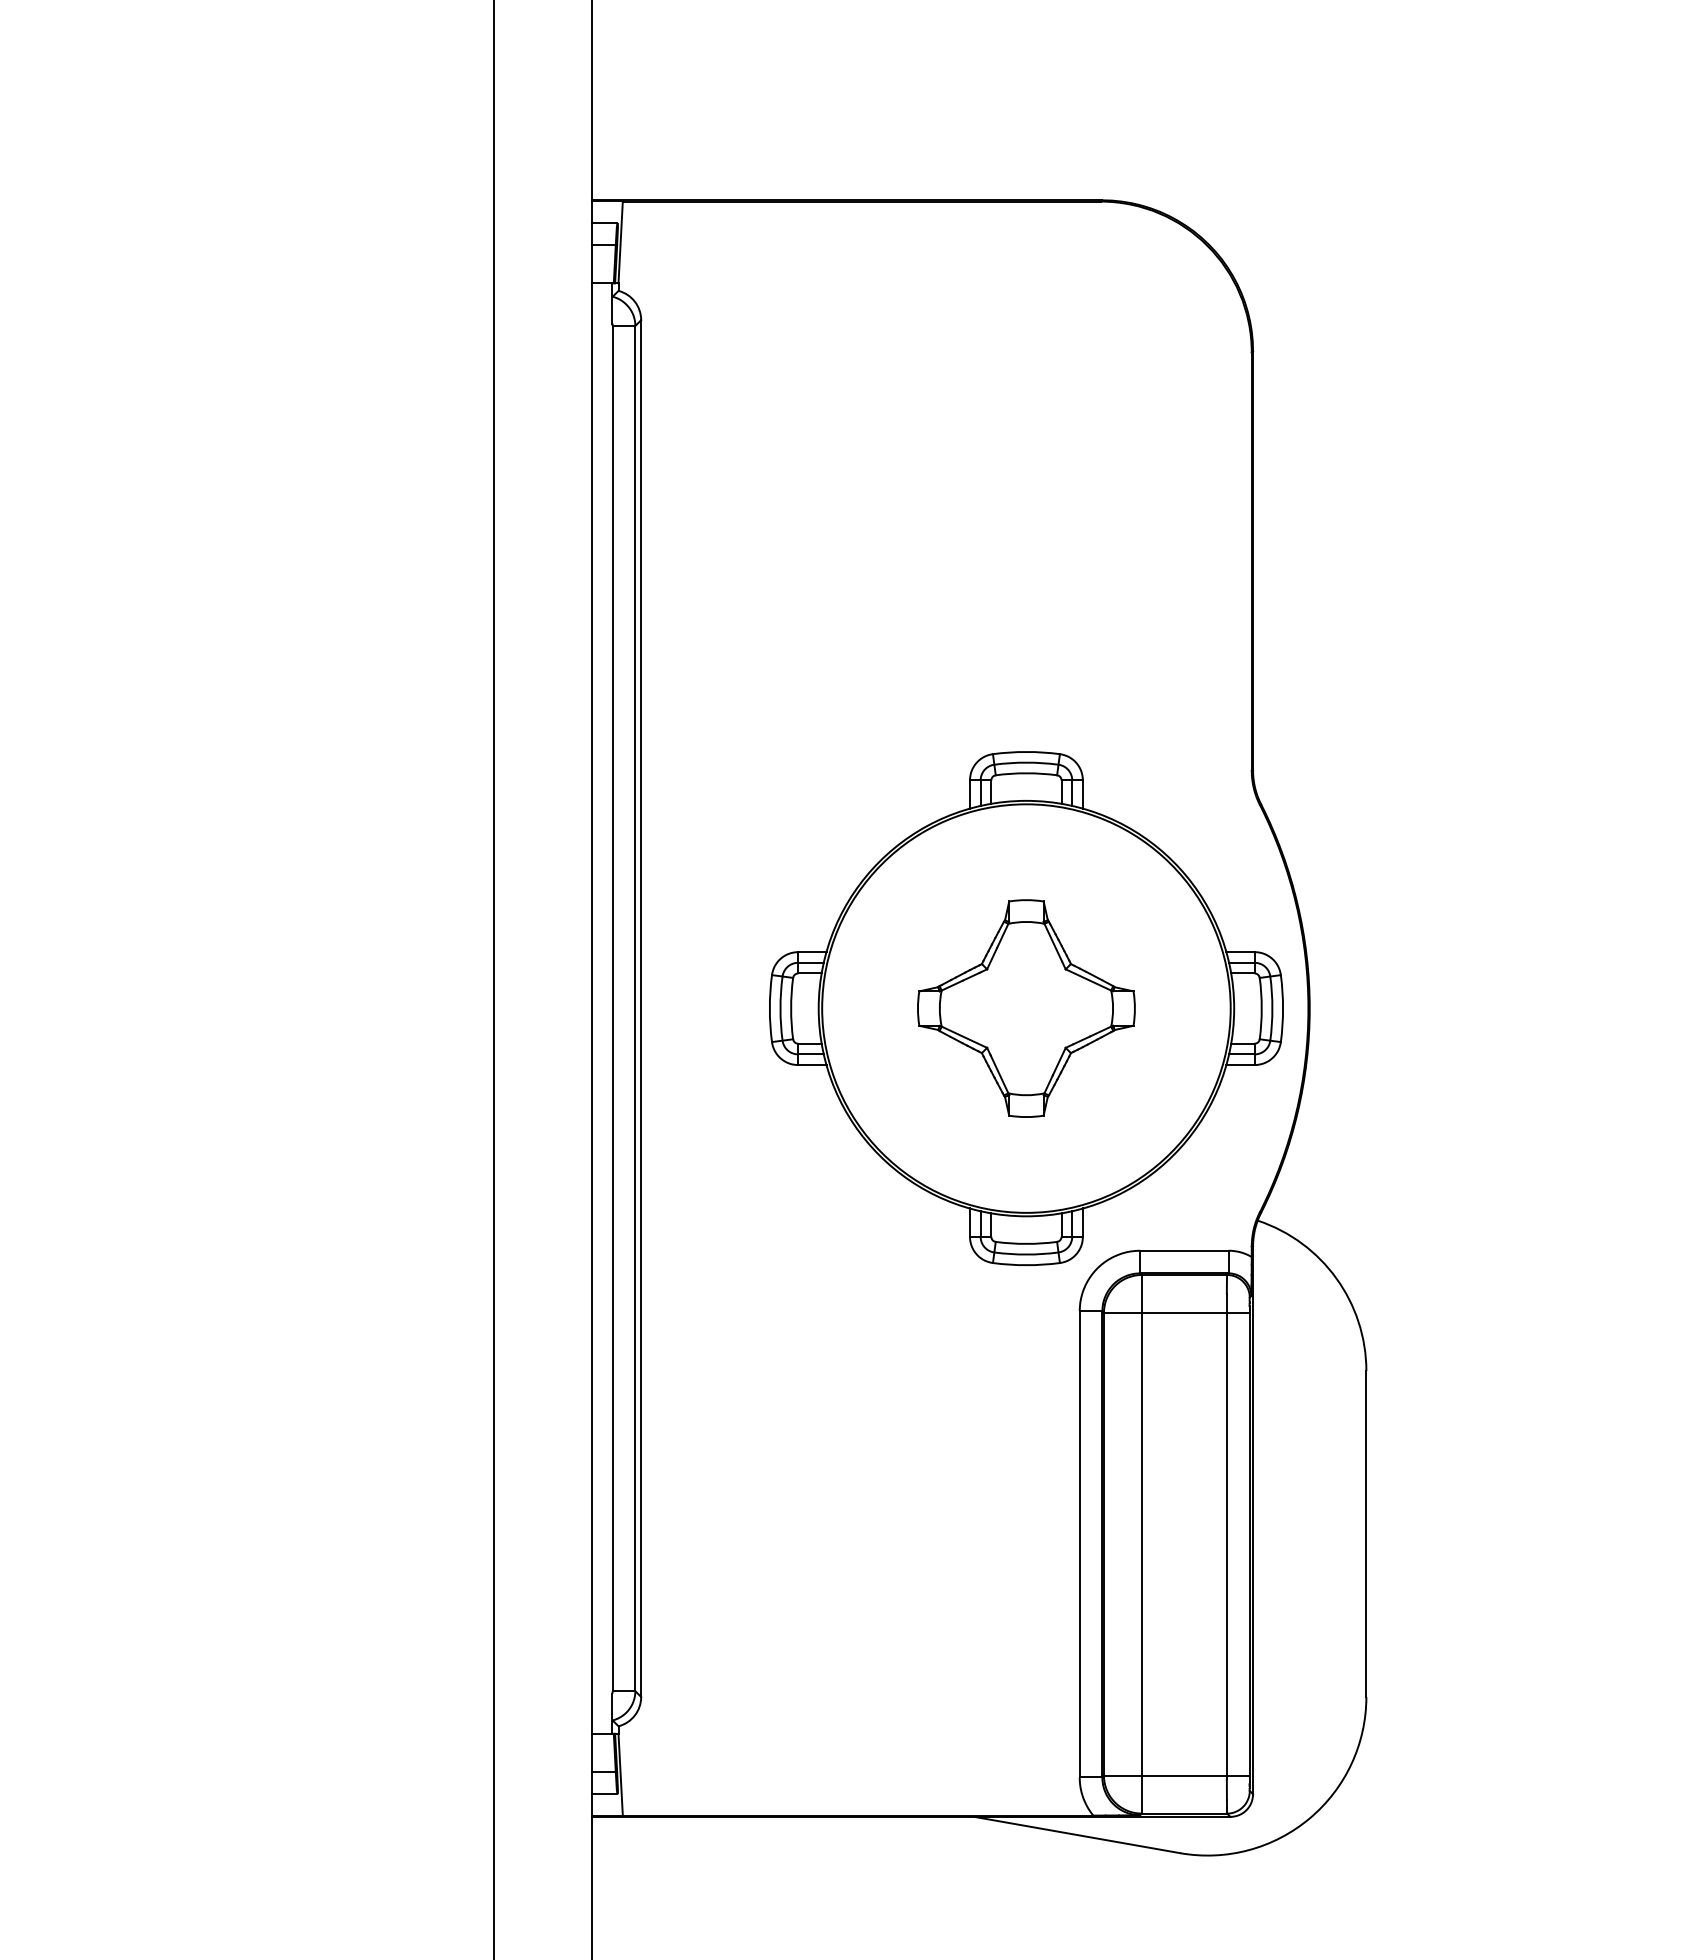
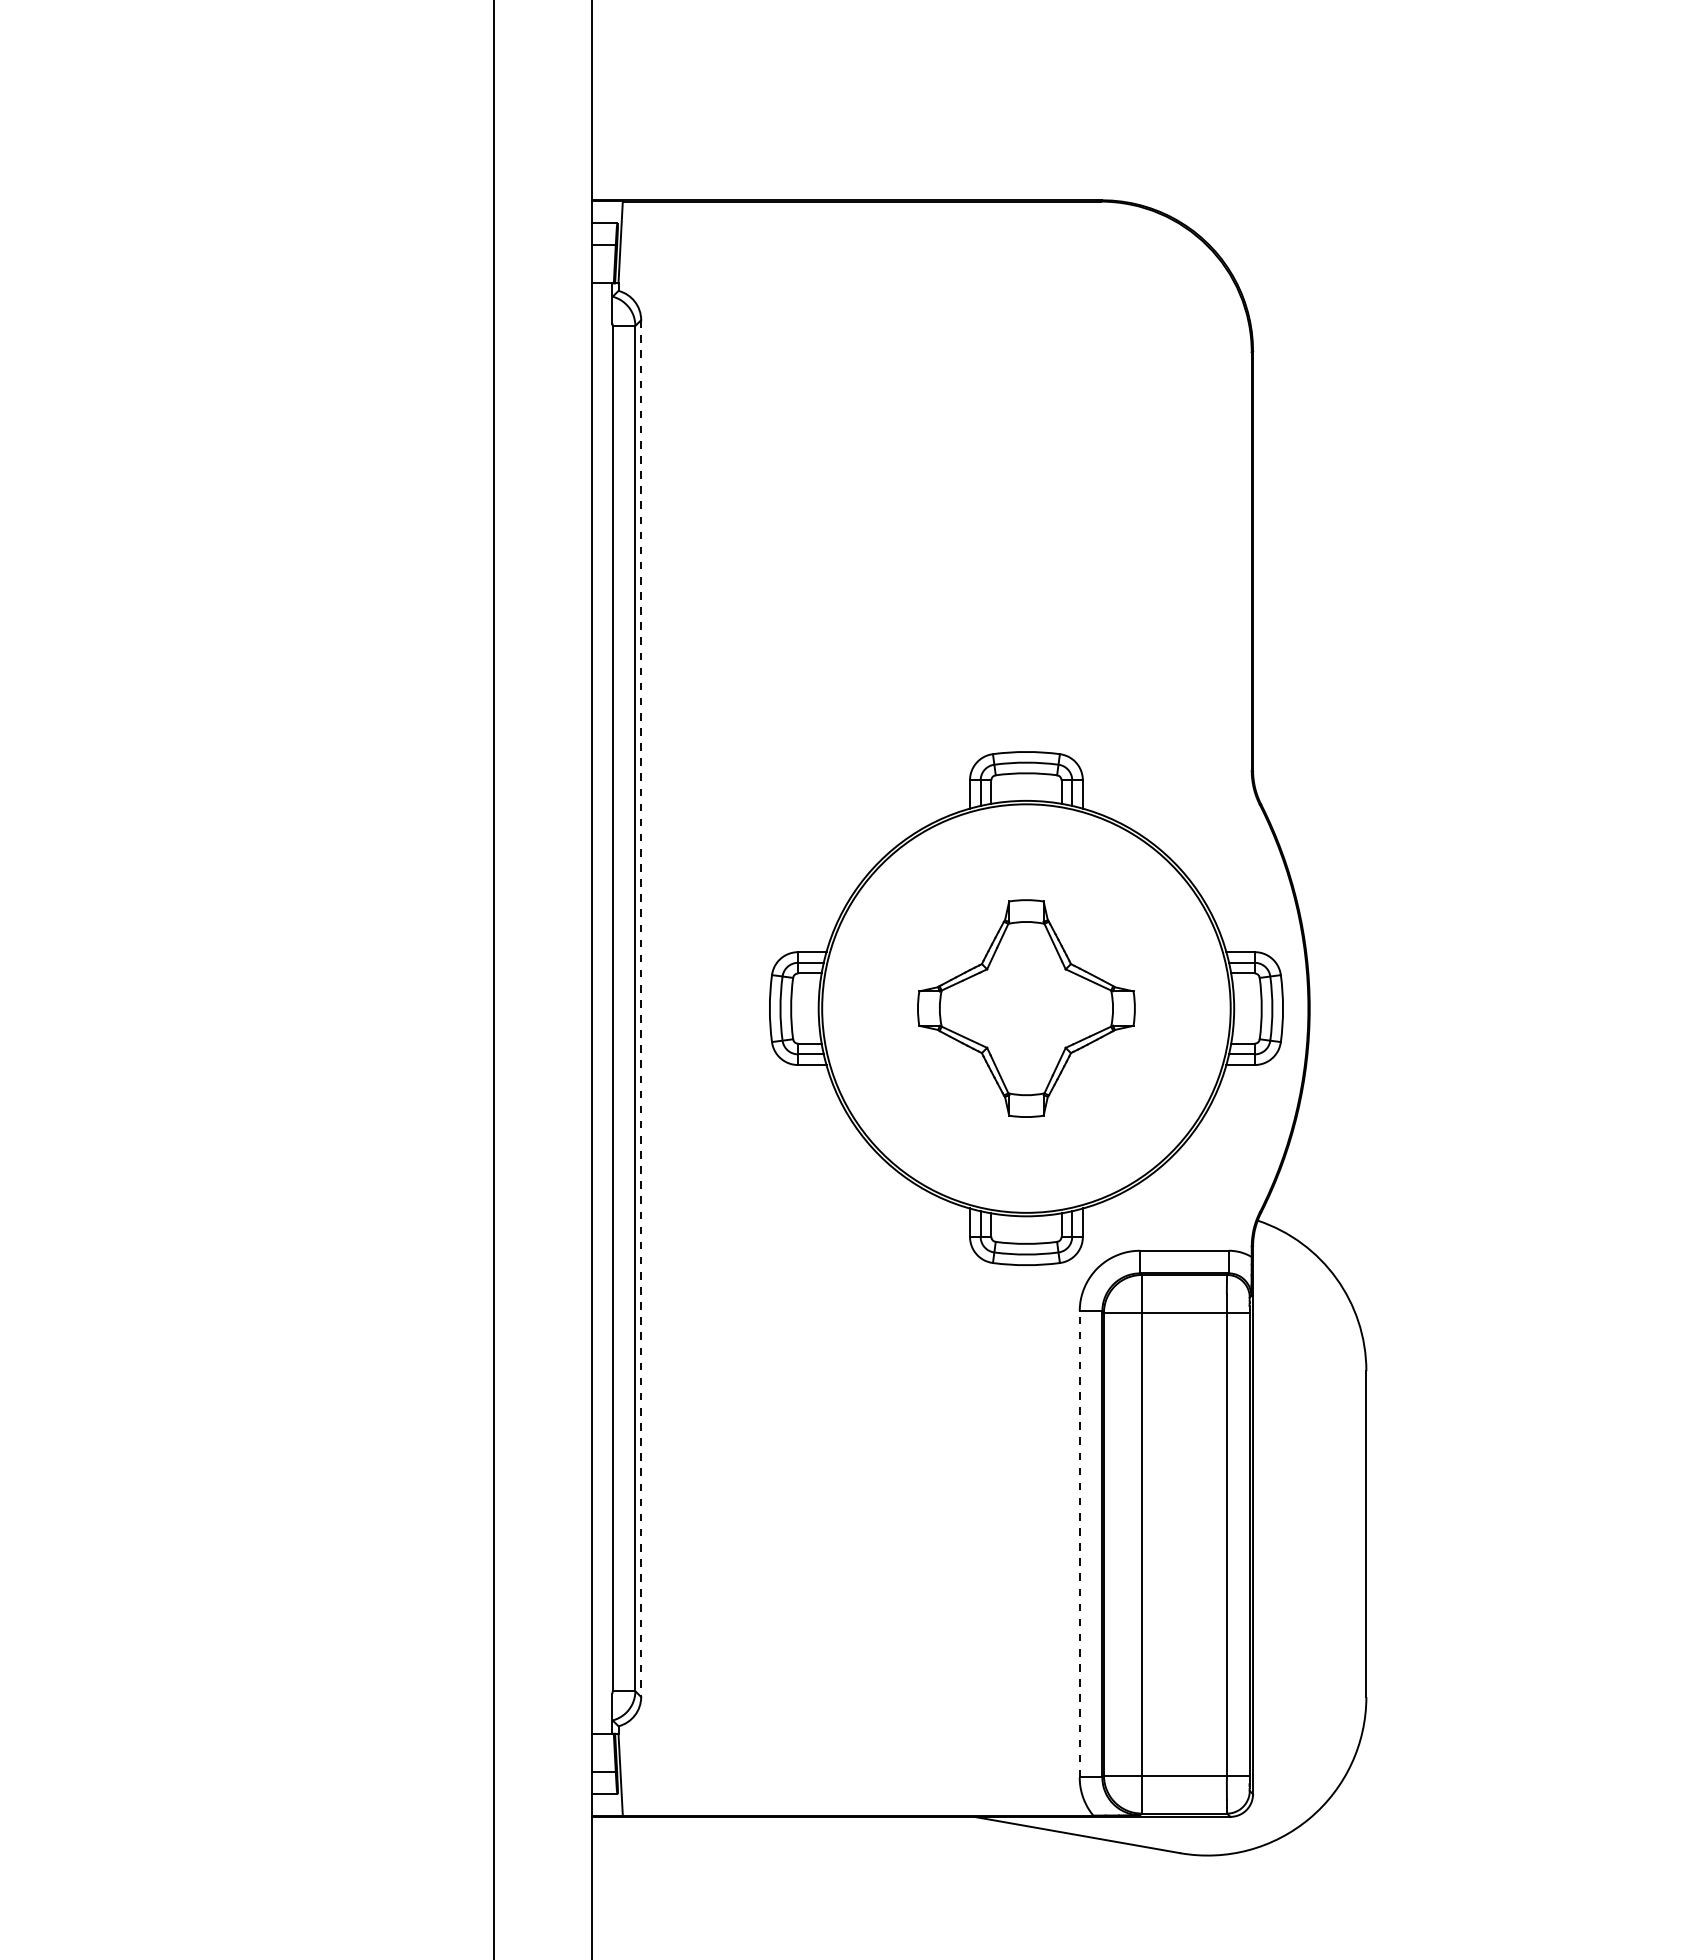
line: solid -> dashed (641, 1009)
line: solid -> dashed (1079, 1543)
